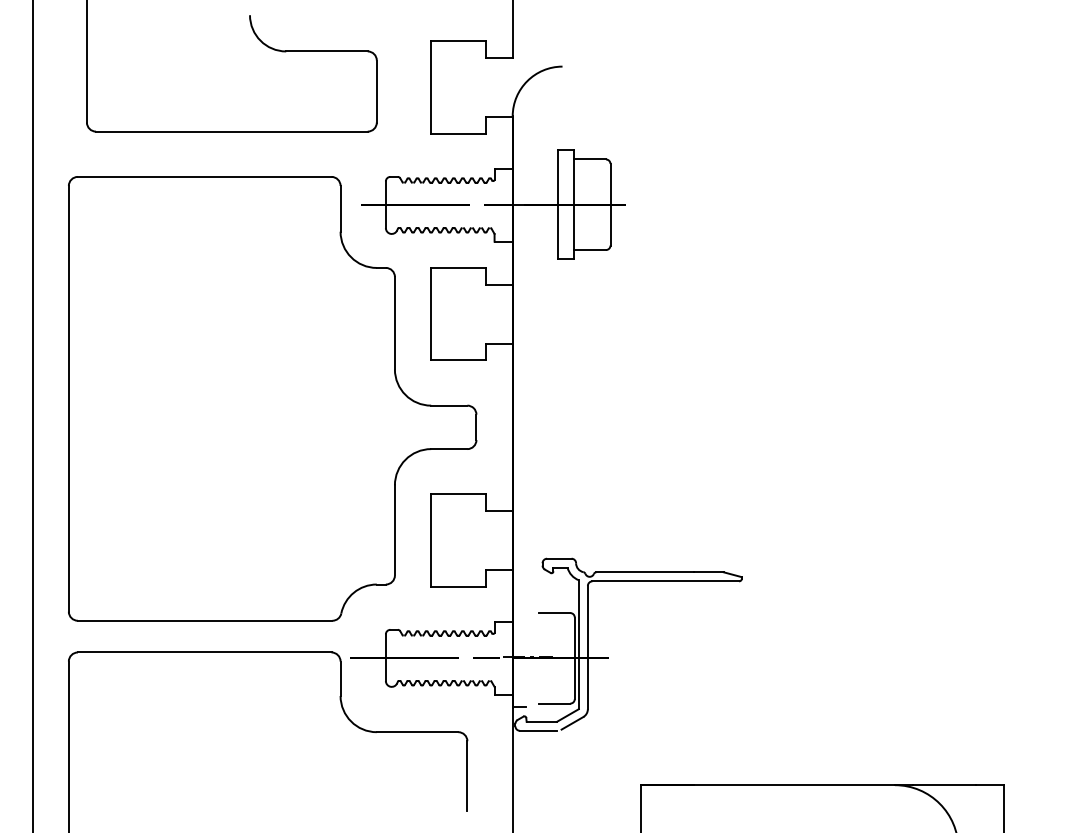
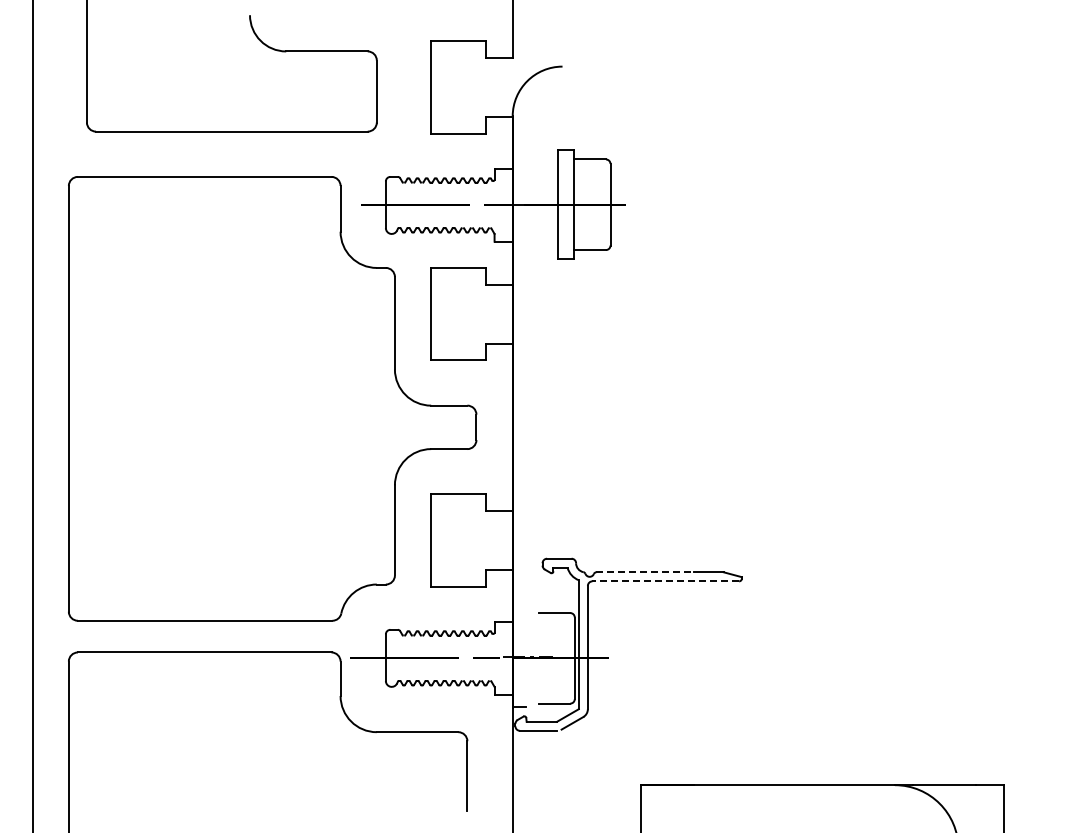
line: solid -> dashed (645, 572)
line: solid -> dashed (665, 581)
